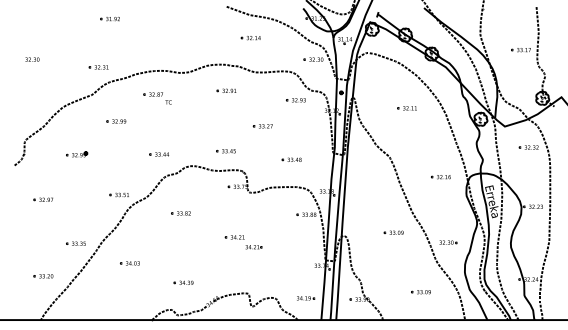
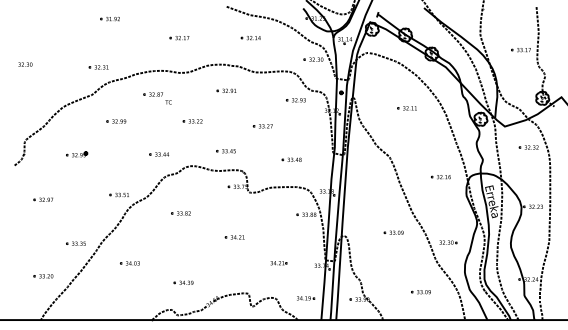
part: none -> present (179, 38)
text position: (32, 59) -> (25, 64) (25, 64)
part: none -> present (192, 121)
part position: (253, 247) -> (278, 263) (278, 263)
